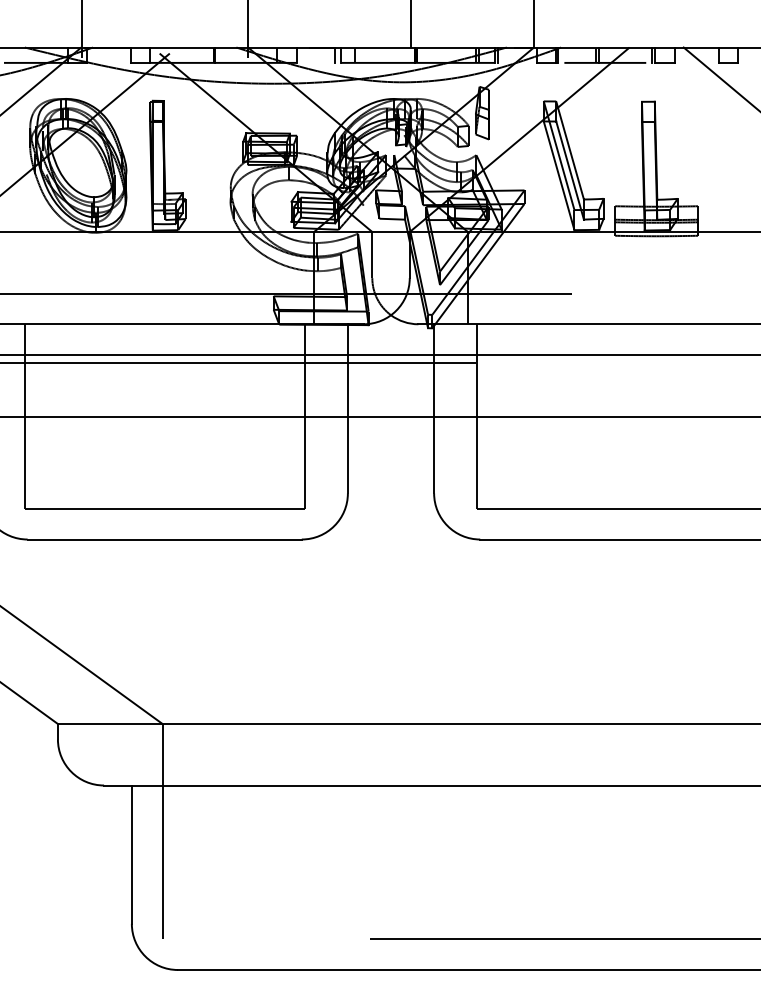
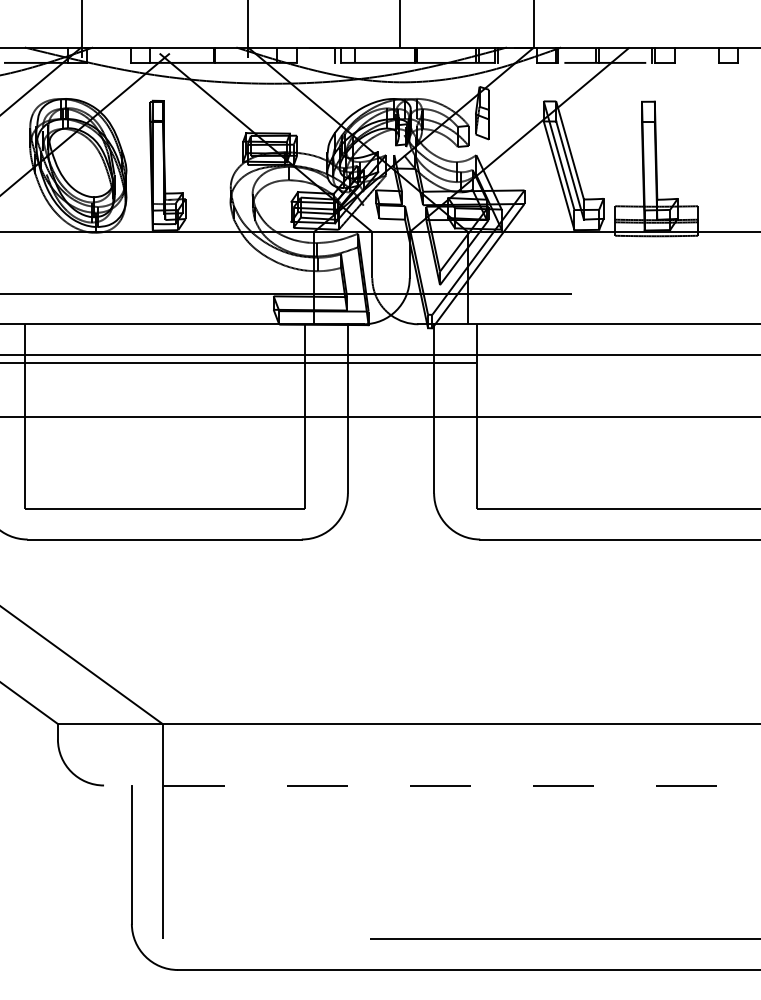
line position: (410, 24) -> (399, 24) (399, 24)
line: present -> none (720, 78)
line: solid -> dashed (431, 785)
